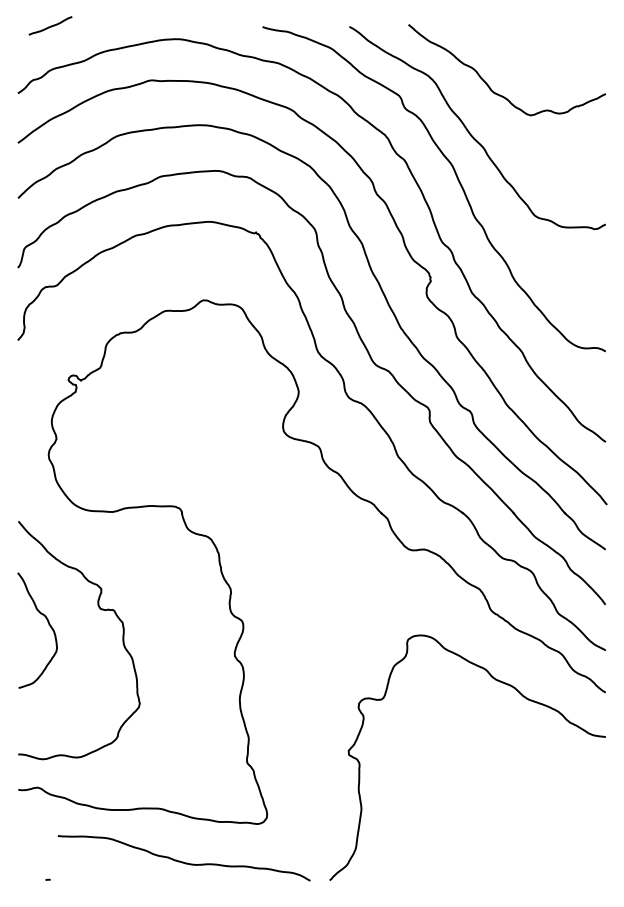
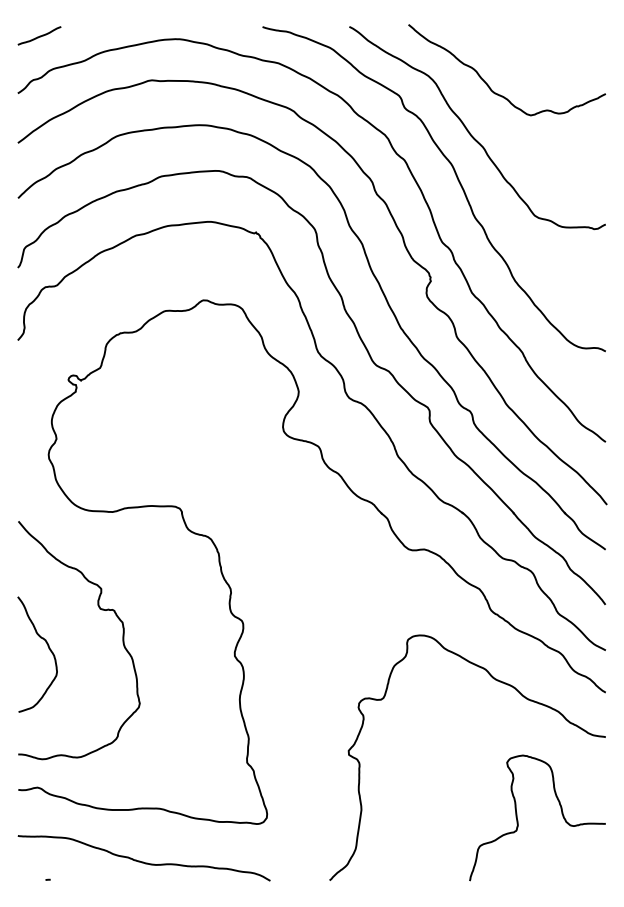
curve position: (50, 25) -> (39, 35) (39, 35)
curve position: (48, 624) -> (48, 648) (48, 648)
curve: none -> present (518, 820)
curve position: (183, 861) -> (143, 861) (143, 861)
